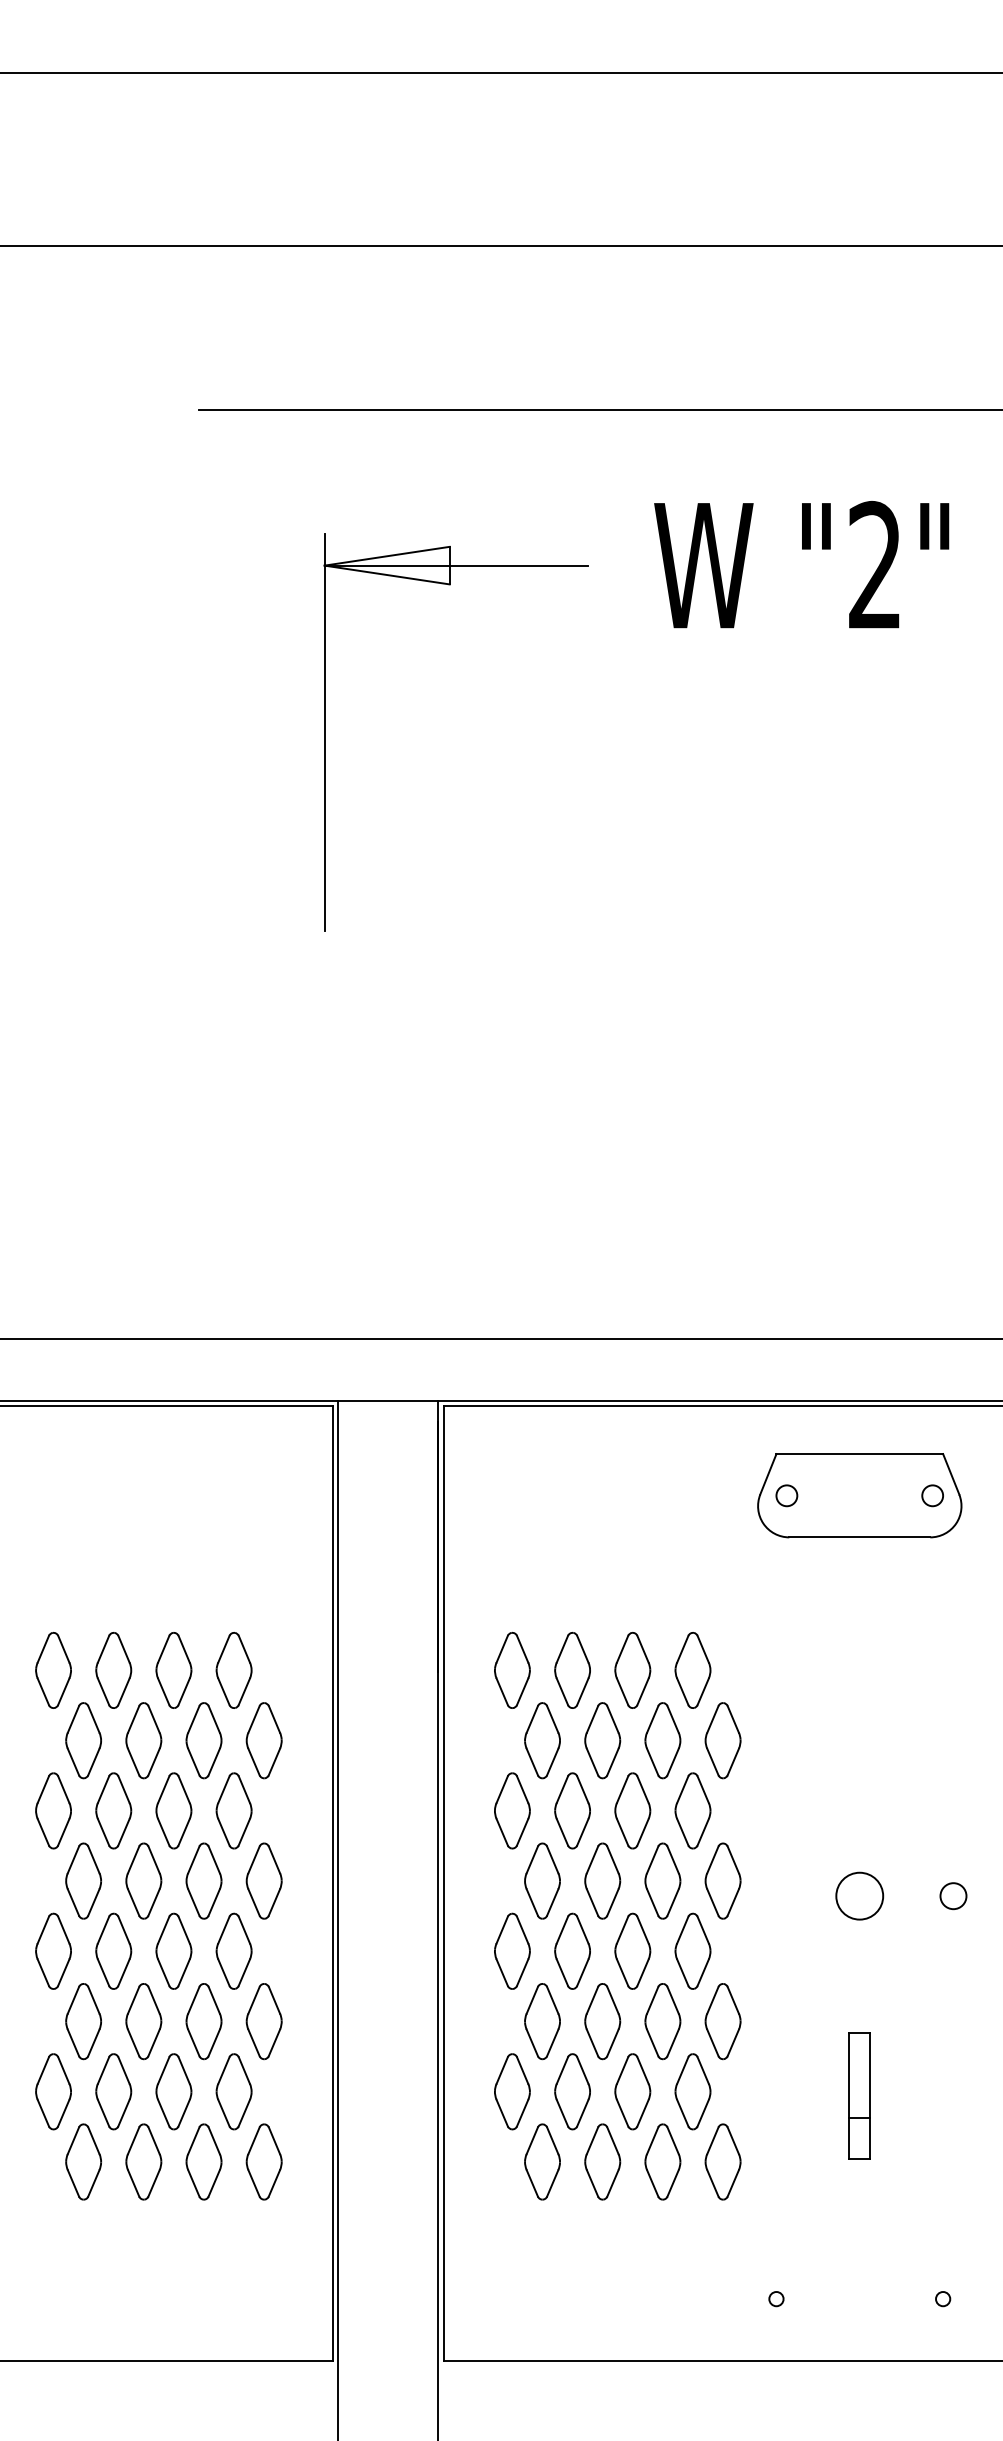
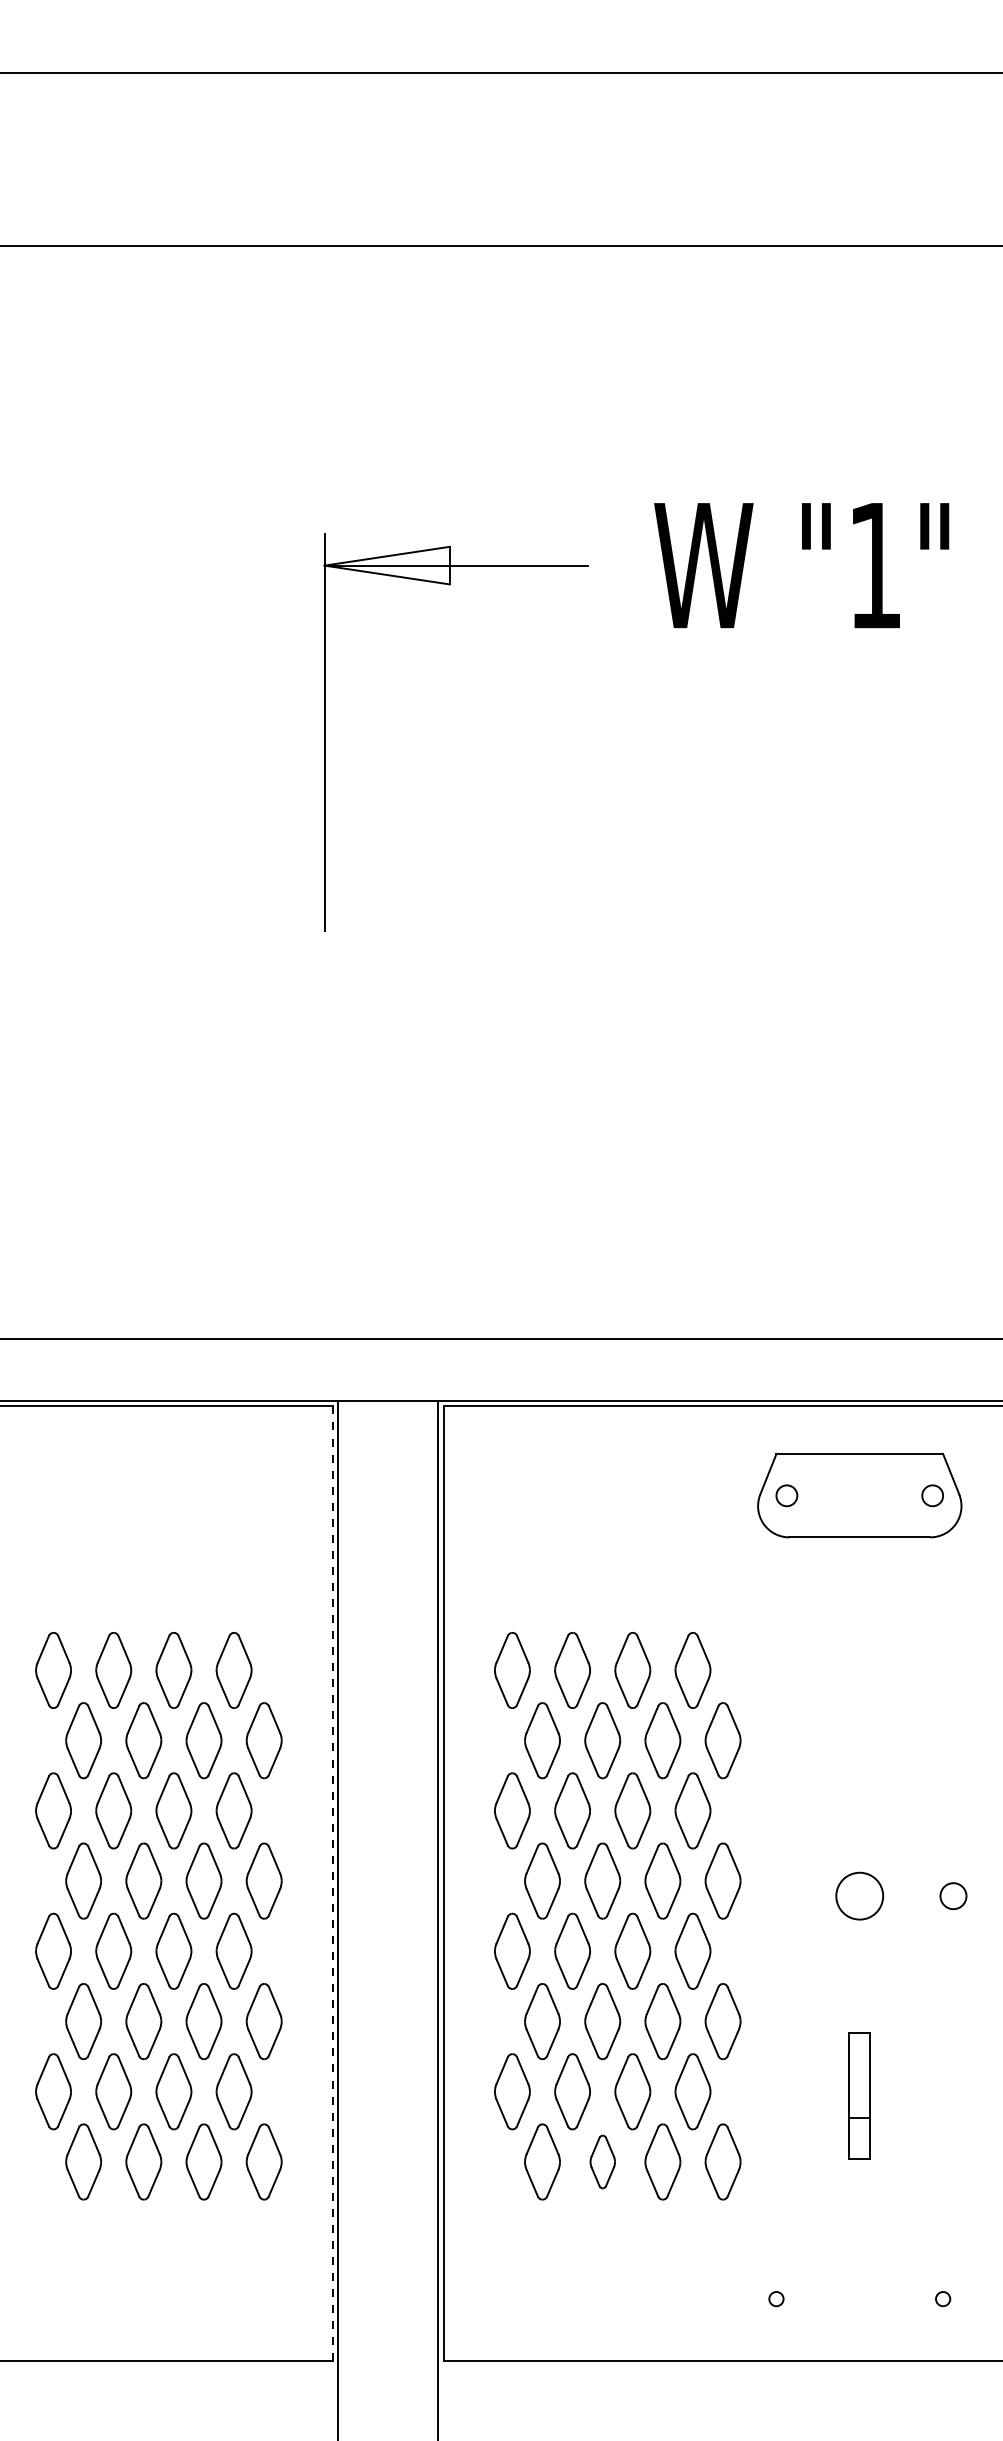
line: present -> none (598, 409)
text: "2" -> "1" (874, 564)
line: solid -> dashed (332, 1884)
part size: 38x78 px -> 27x56 px (602, 2161)
